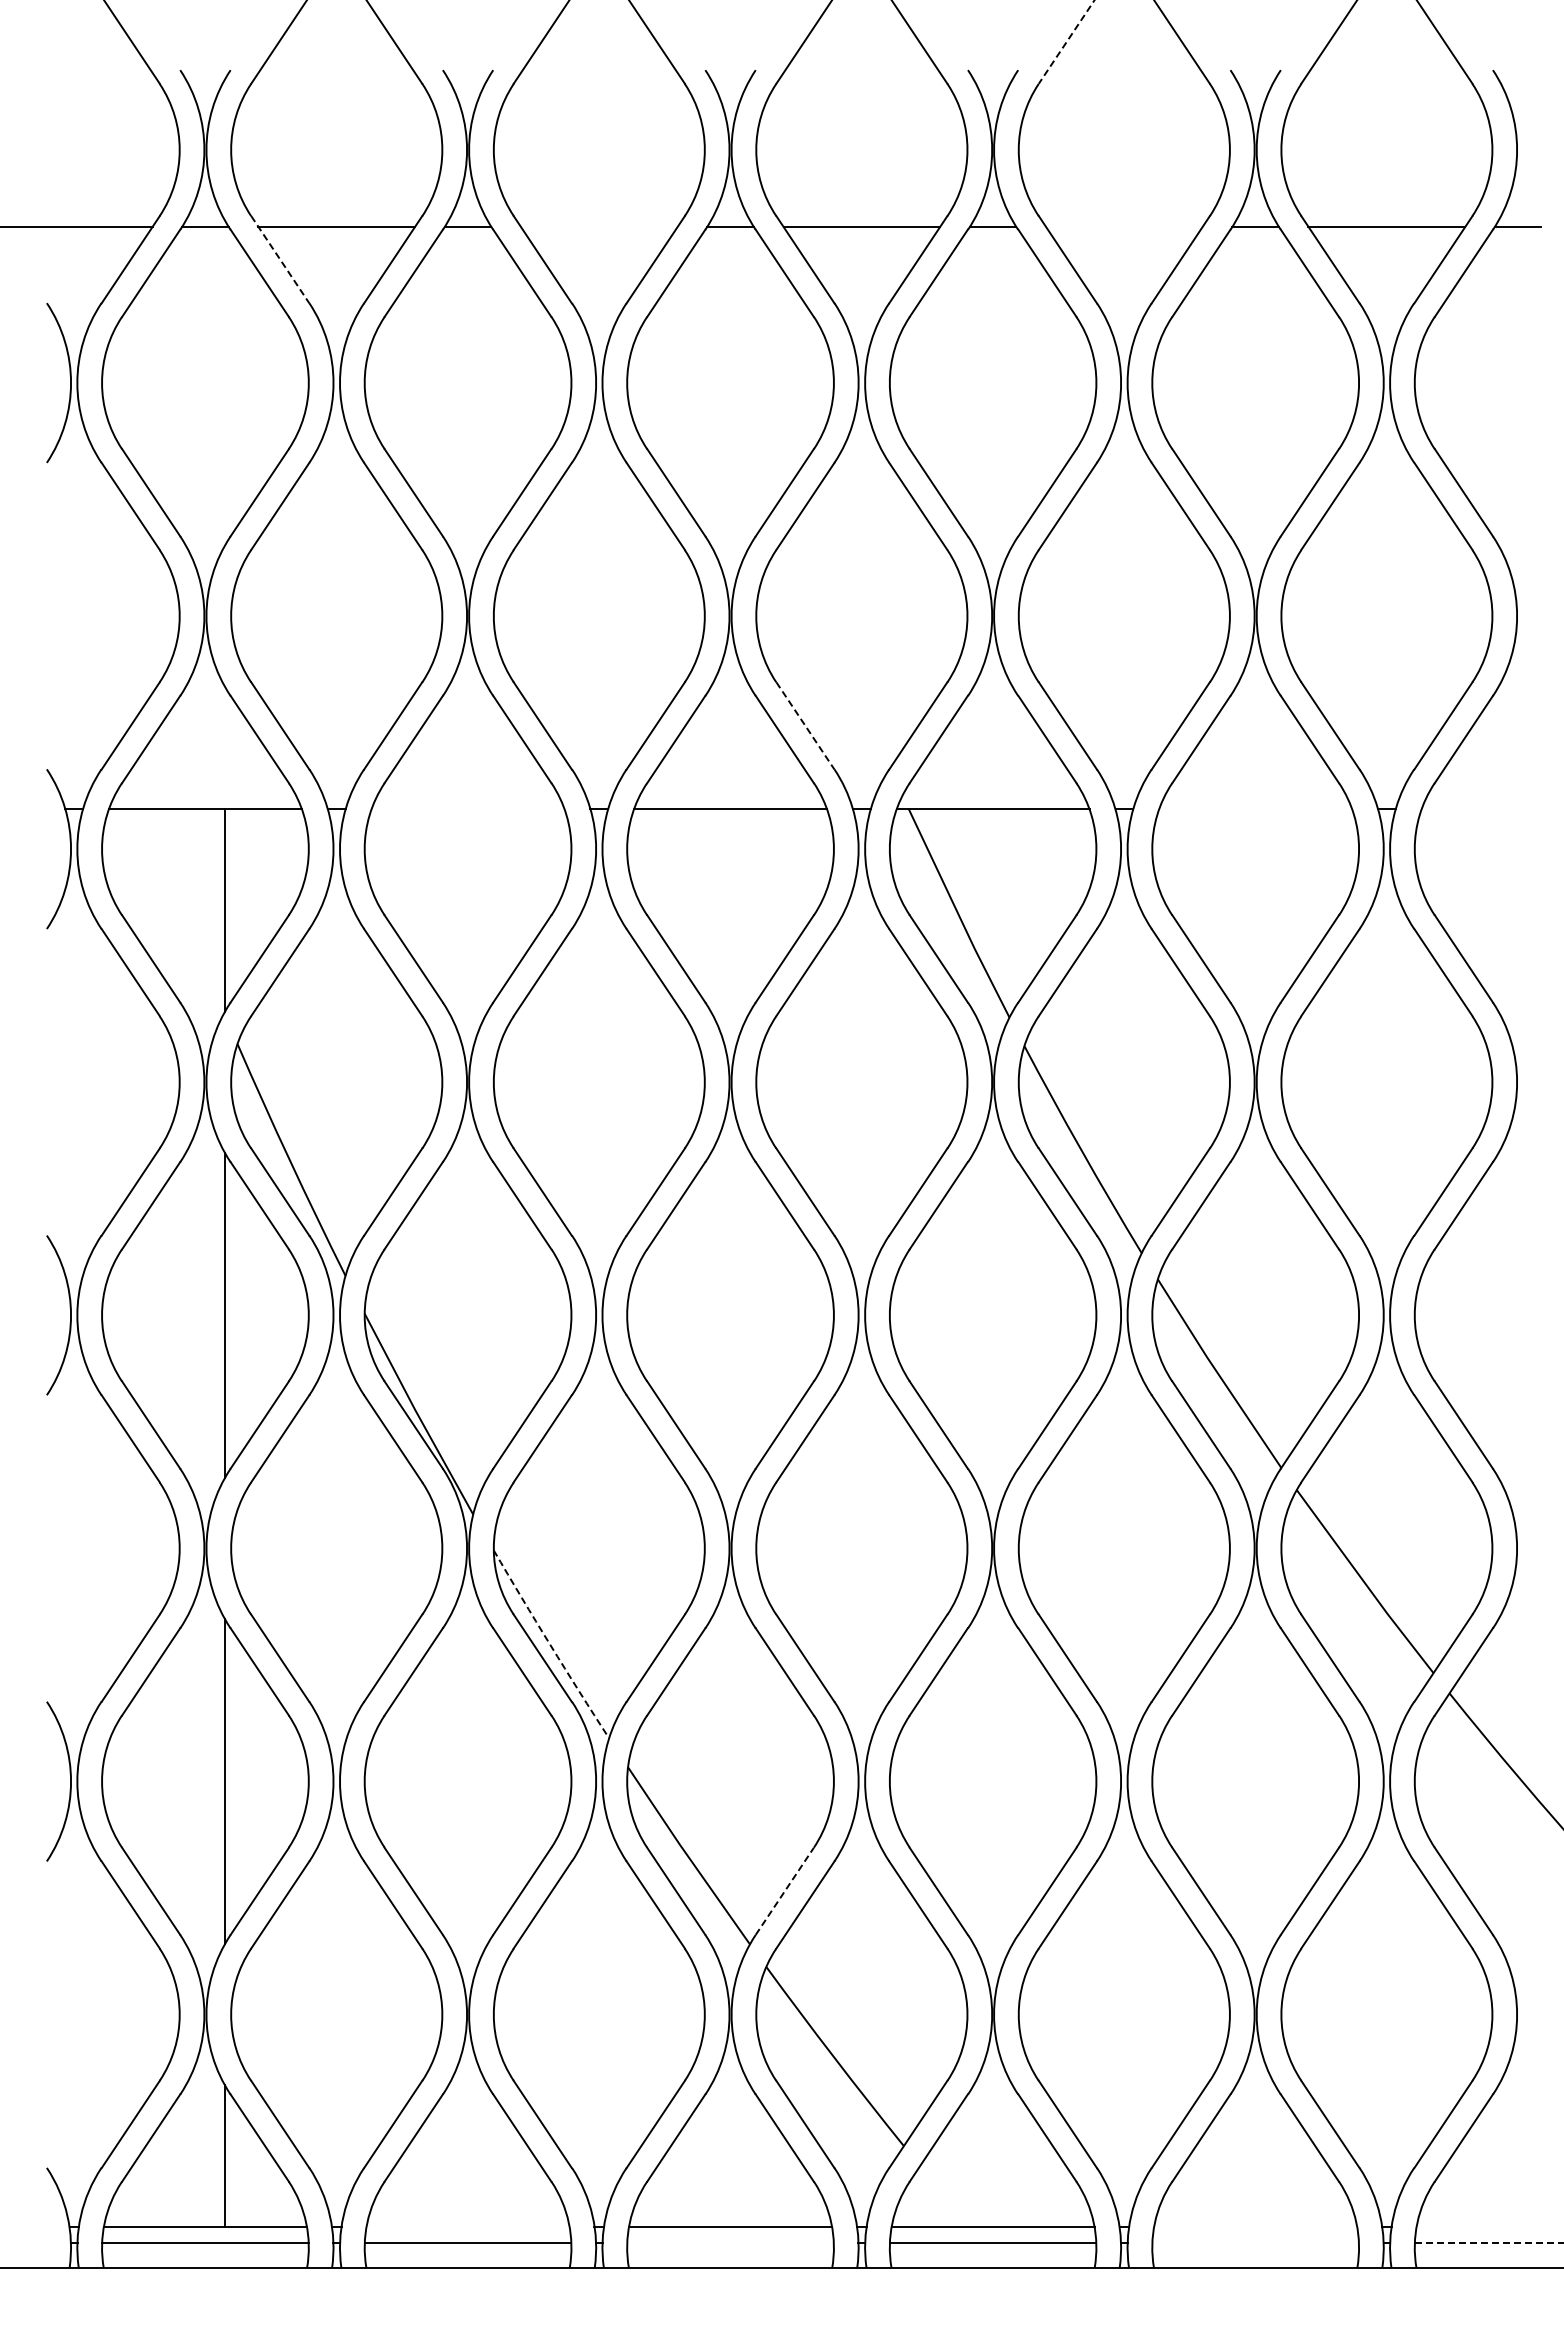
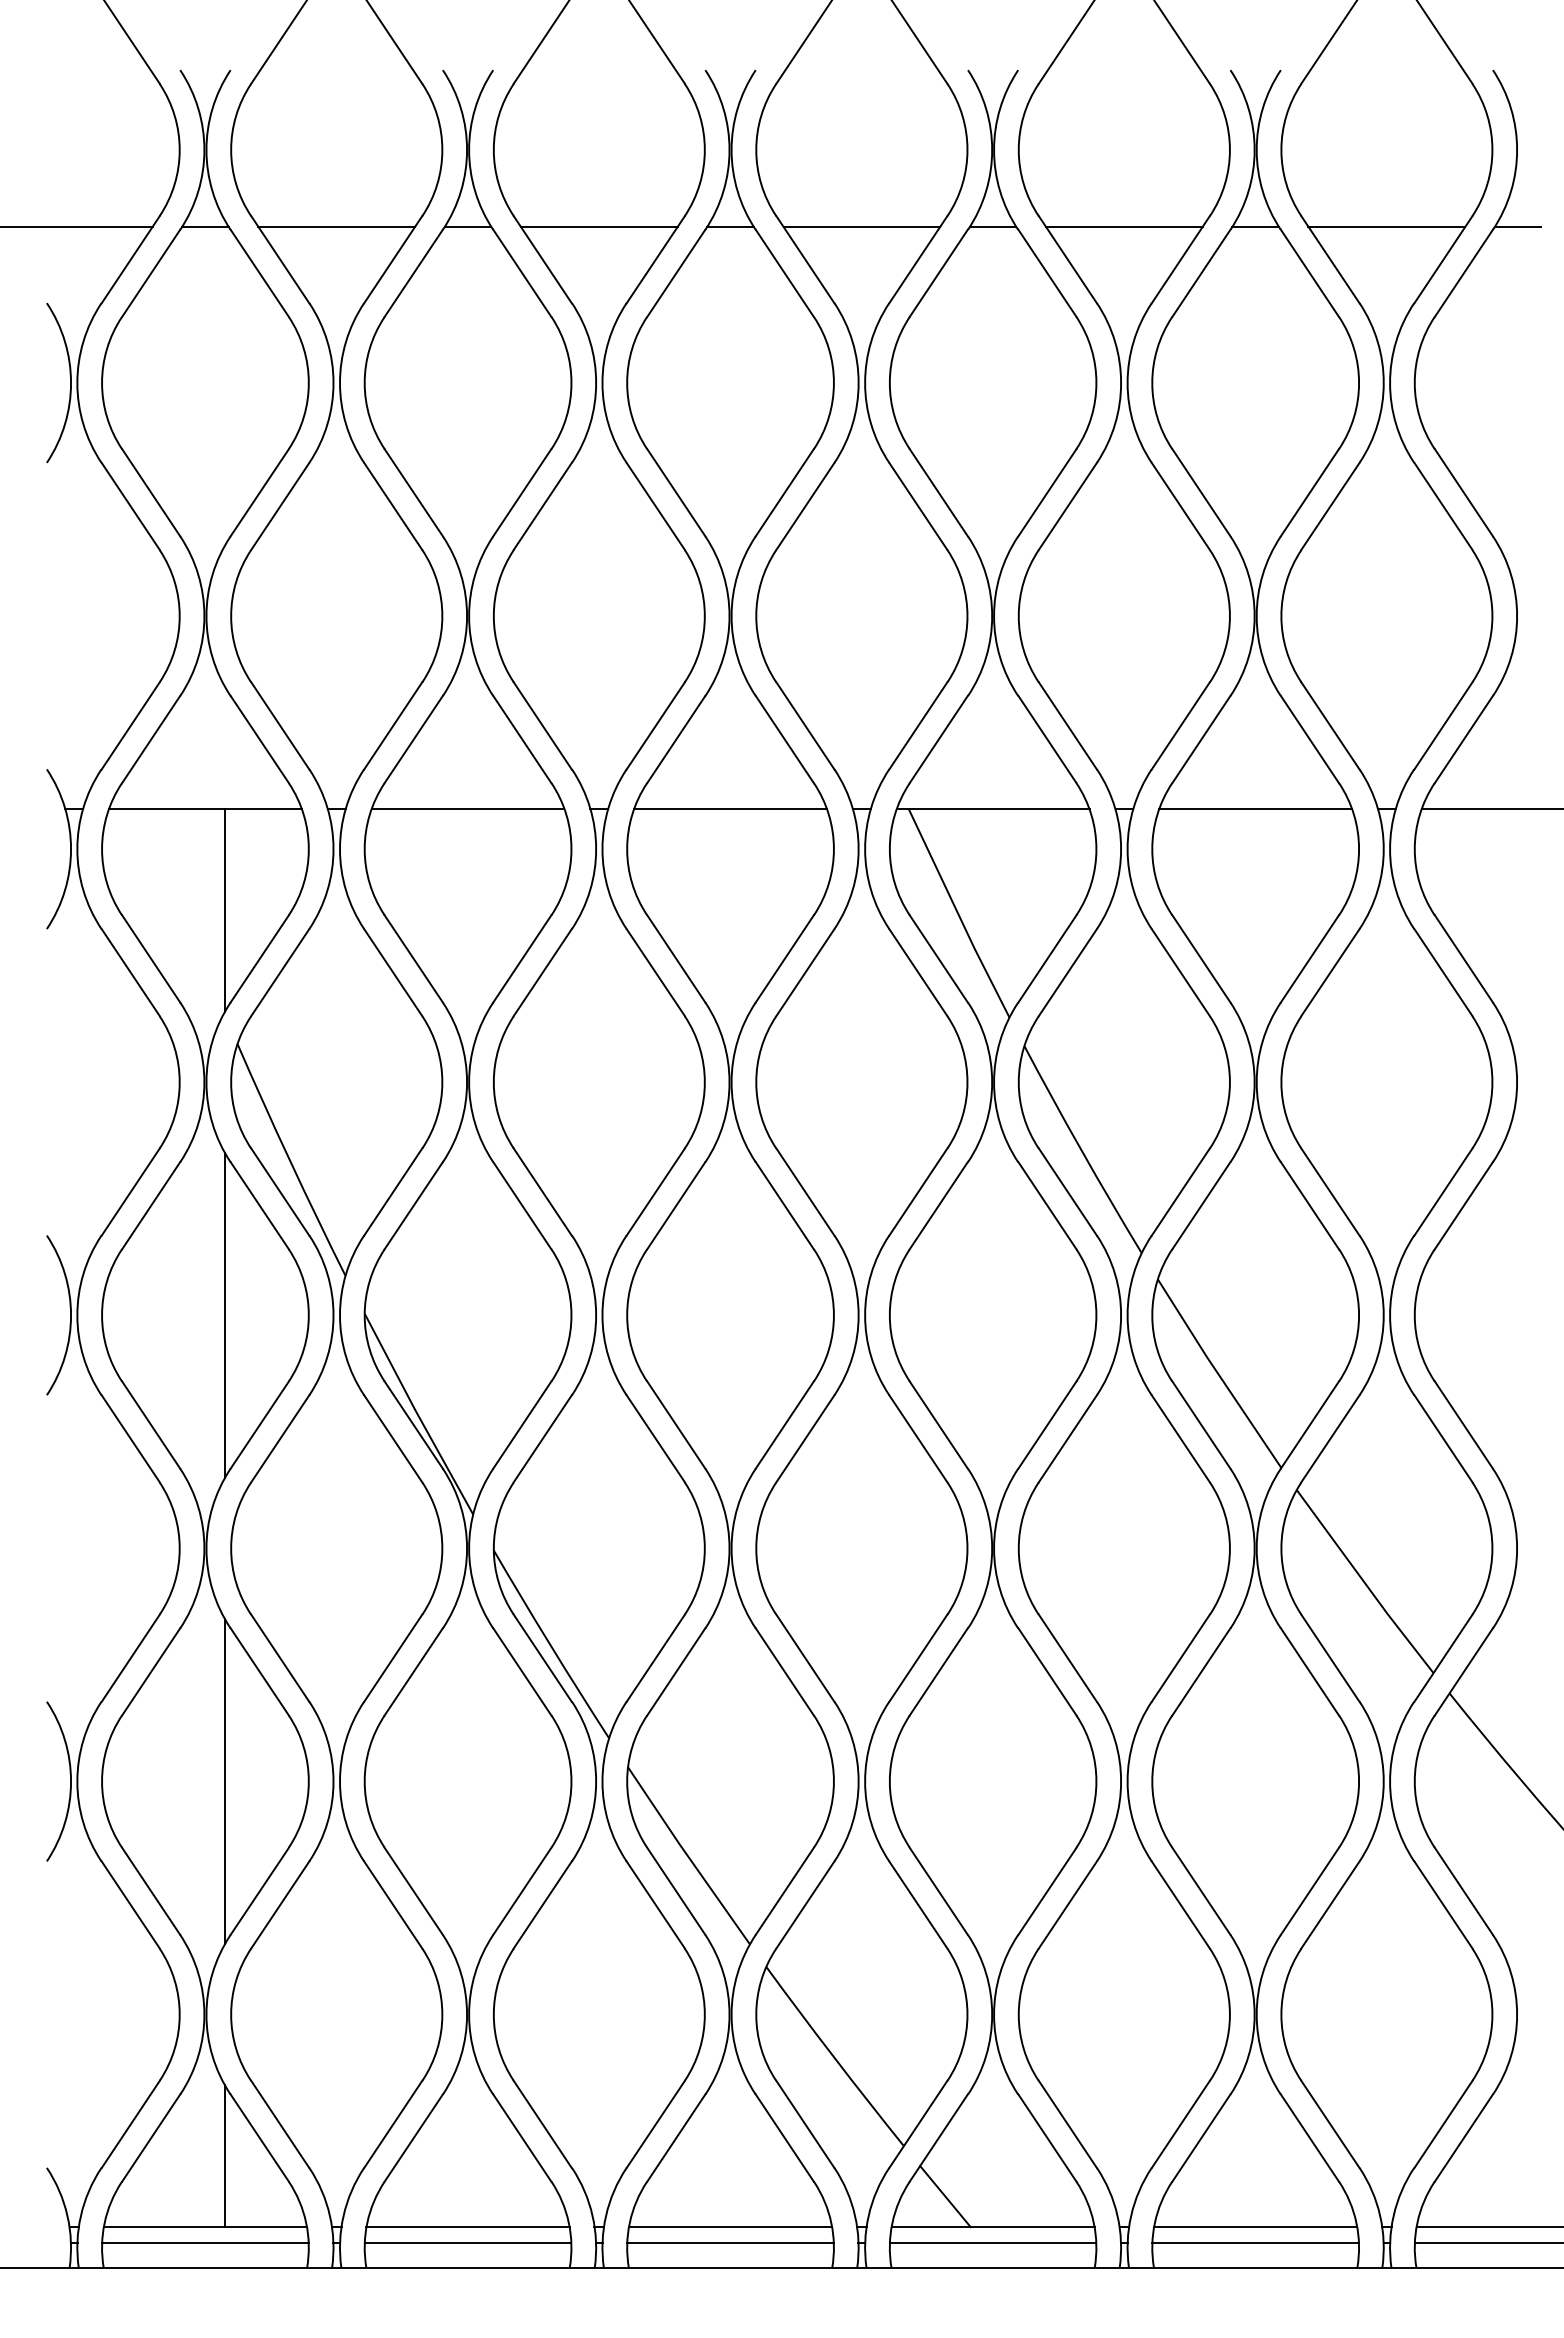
line: dashed -> solid (1066, 42)
line: none -> present (598, 226)
line: none -> present (1124, 226)
line: dashed -> solid (280, 260)
line: dashed -> solid (805, 726)
line: none -> present (467, 809)
line: none -> present (1255, 809)
line: none -> present (1490, 809)
arc: dashed -> solid (550, 1645)
line: dashed -> solid (785, 1890)
line: none -> present (945, 2196)
line: none -> present (467, 2227)
line: none -> present (1255, 2227)
line: none -> present (1488, 2227)
line: none -> present (730, 2242)
line: none -> present (1255, 2242)
line: dashed -> solid (1489, 2242)
